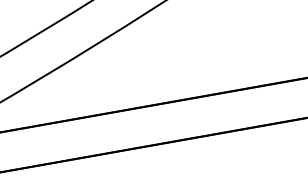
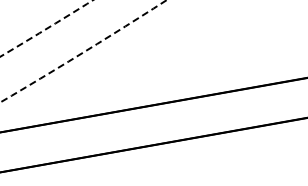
arc: solid -> dashed (46, 28)
arc: solid -> dashed (84, 51)
